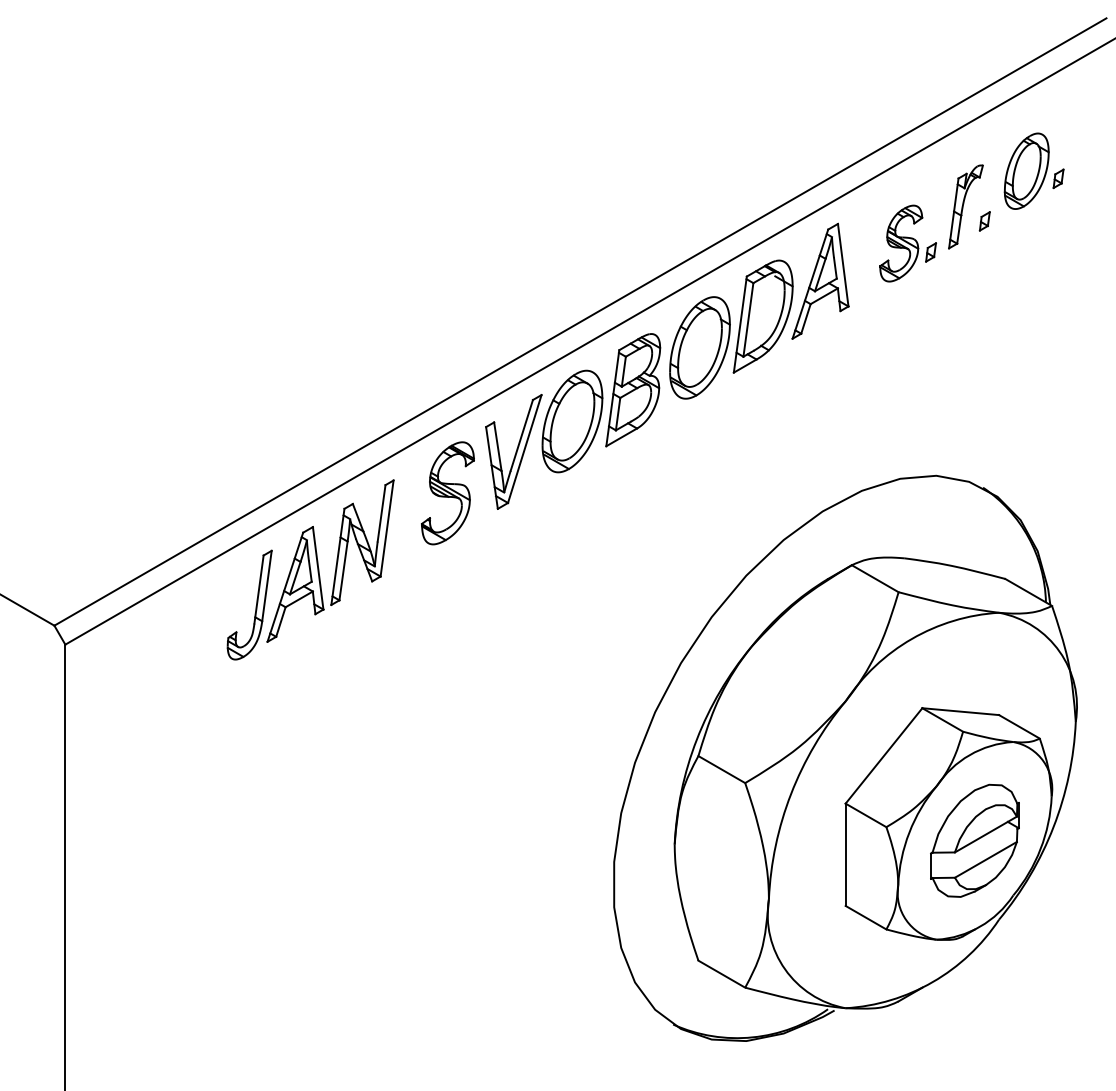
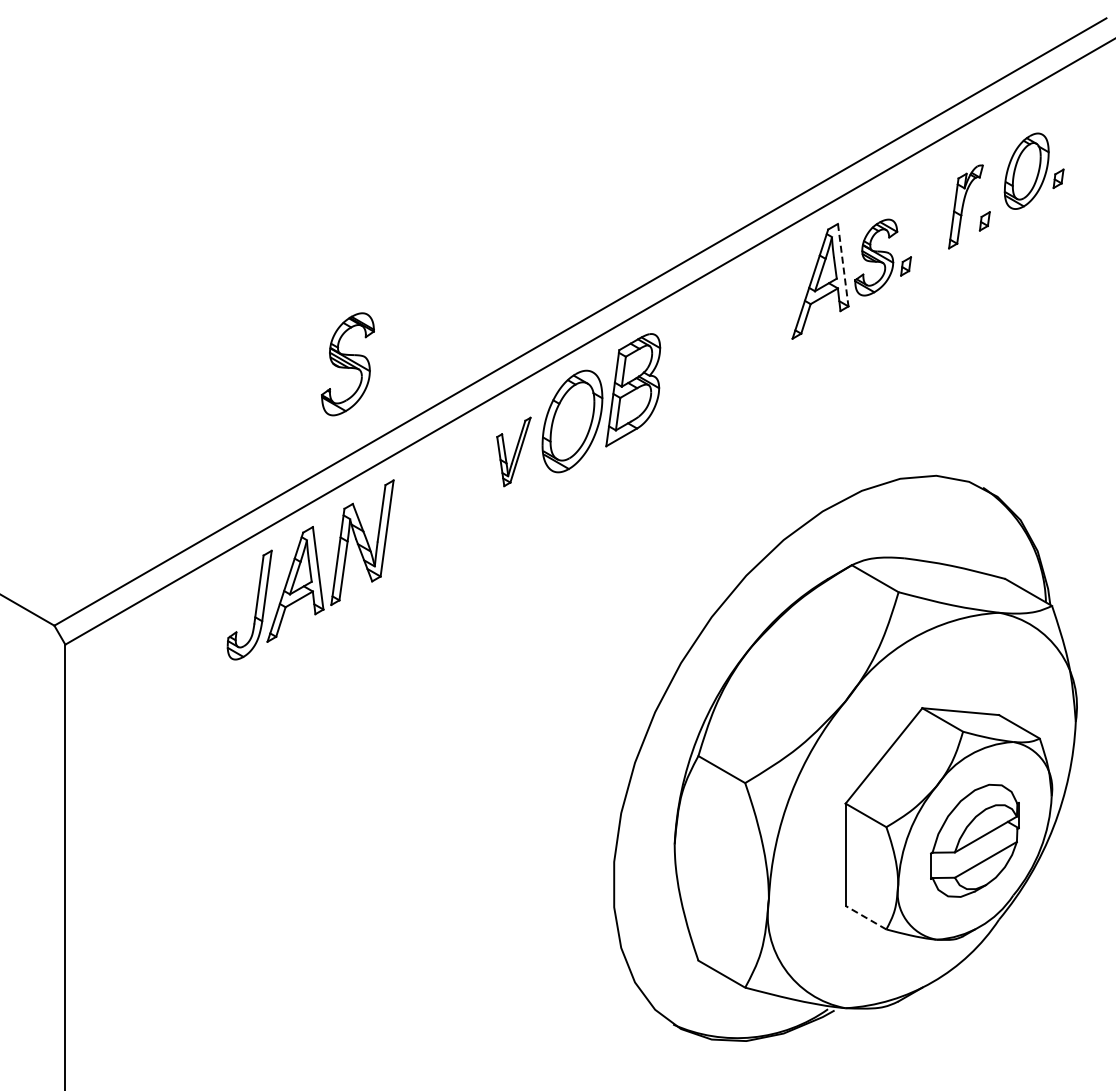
part position: (907, 243) -> (882, 257) (882, 257)
line: solid -> dashed (843, 265)
part: present -> none (731, 329)
part size: 58x116 px -> 36x72 px (513, 451)
part position: (447, 493) -> (347, 364) (347, 364)
line: solid -> dashed (866, 917)
